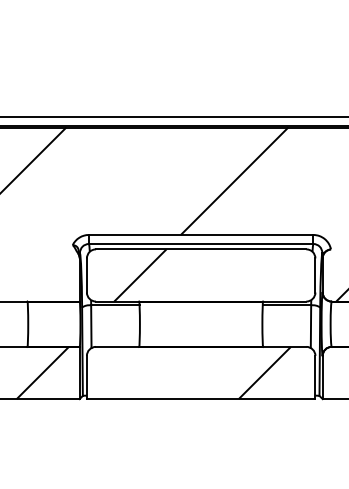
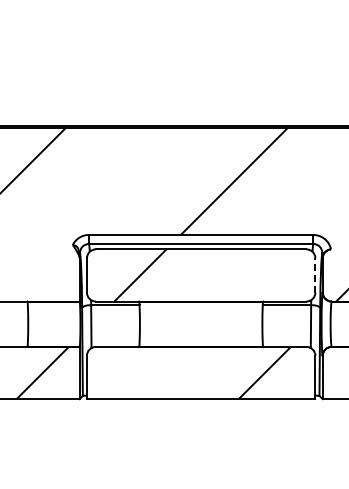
line: present -> none (173, 116)
line: solid -> dashed (315, 274)
